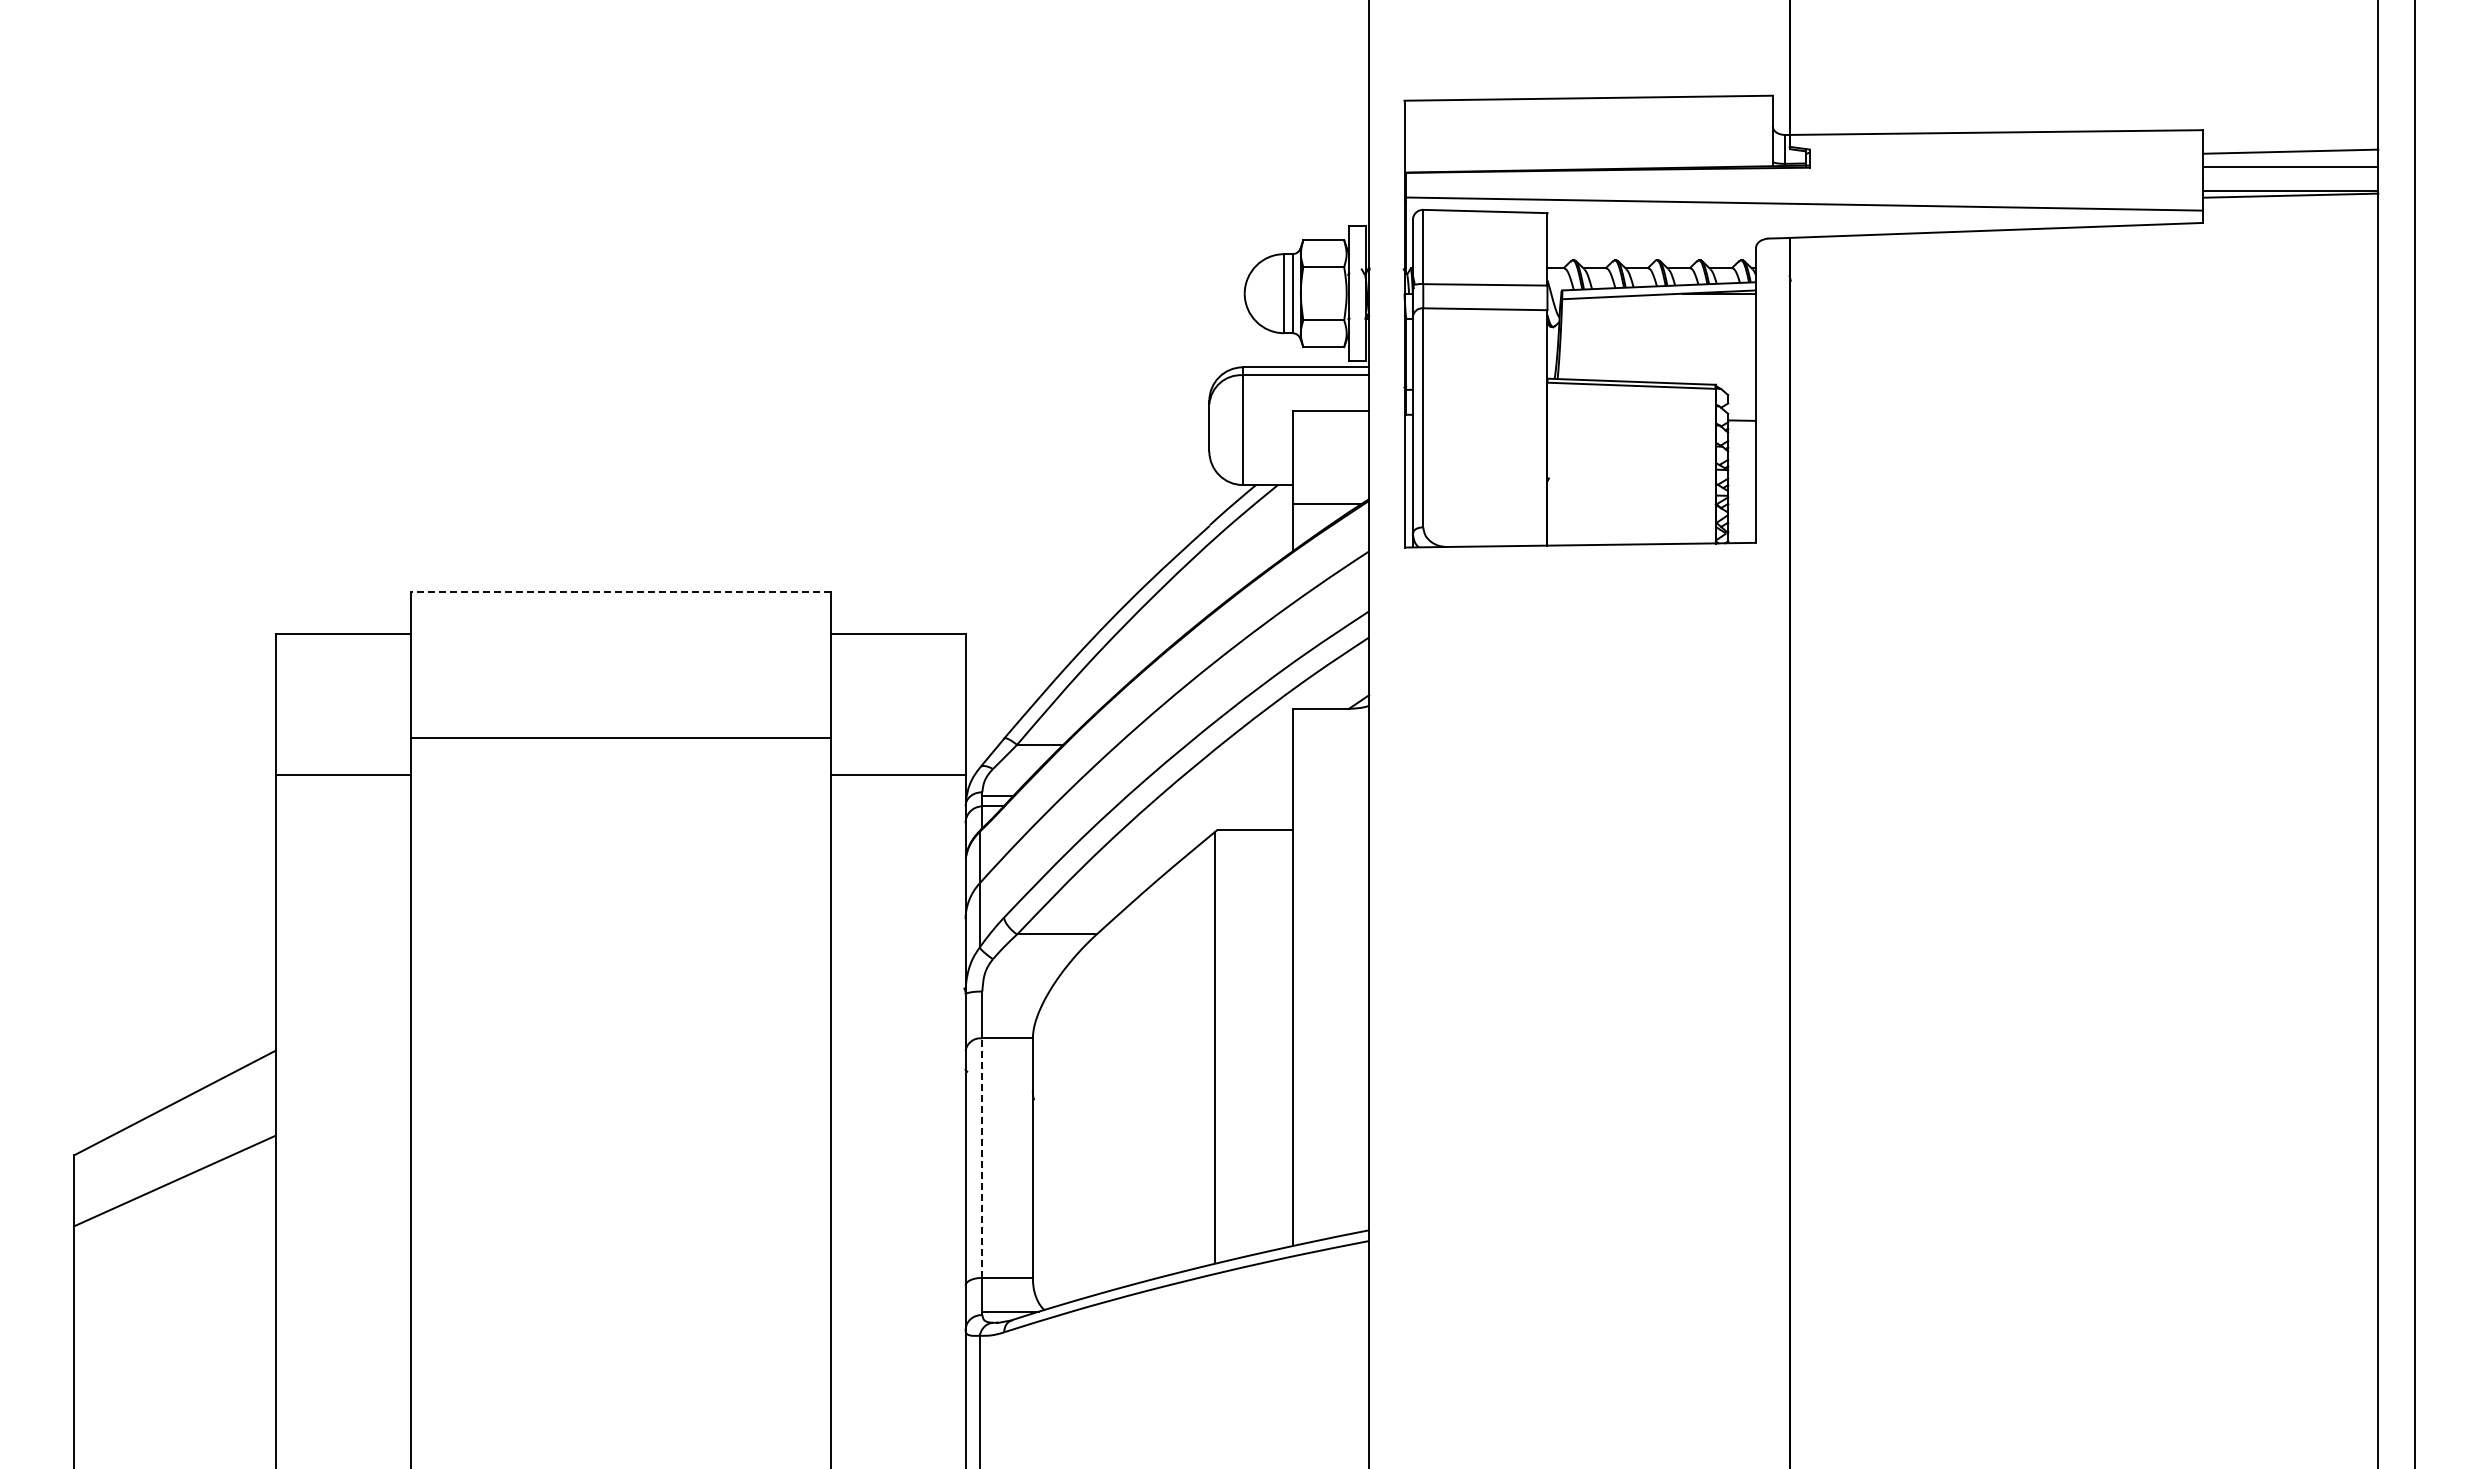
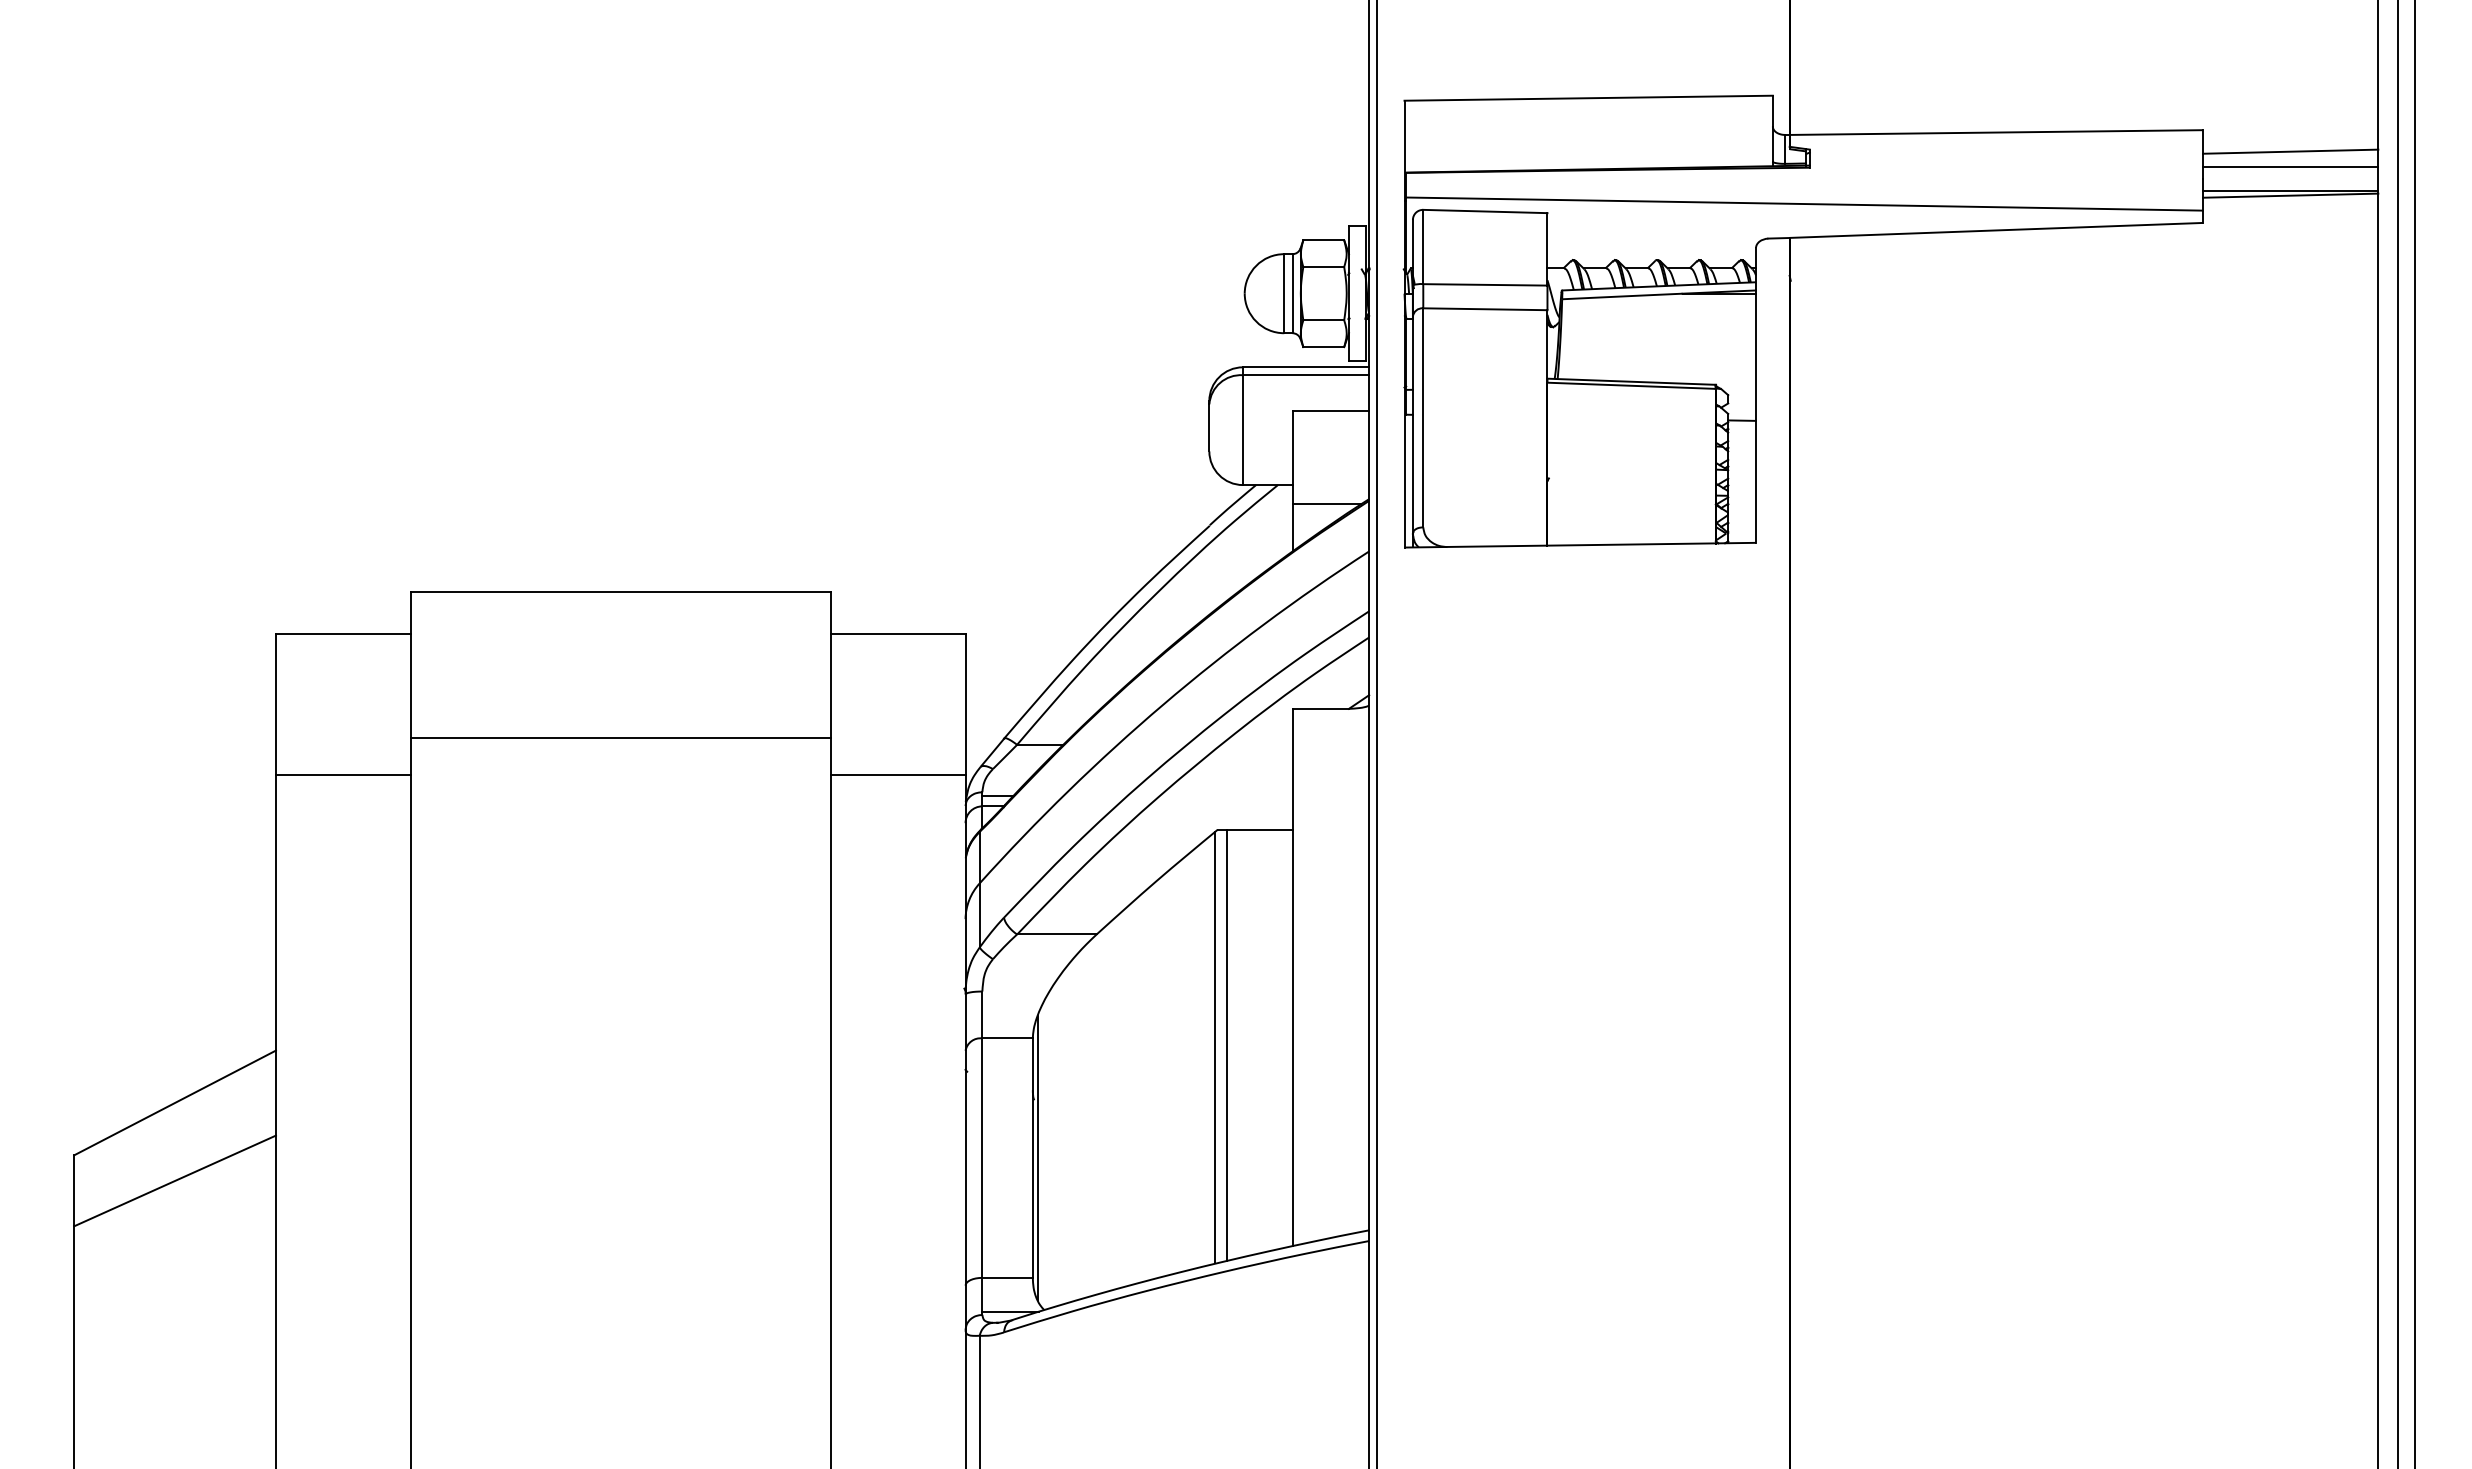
line: dashed -> solid (620, 591)
line: none -> present (1377, 733)
line: none -> present (2397, 733)
line: none -> present (1226, 1044)
line: none -> present (1037, 1157)
line: dashed -> solid (982, 1158)
